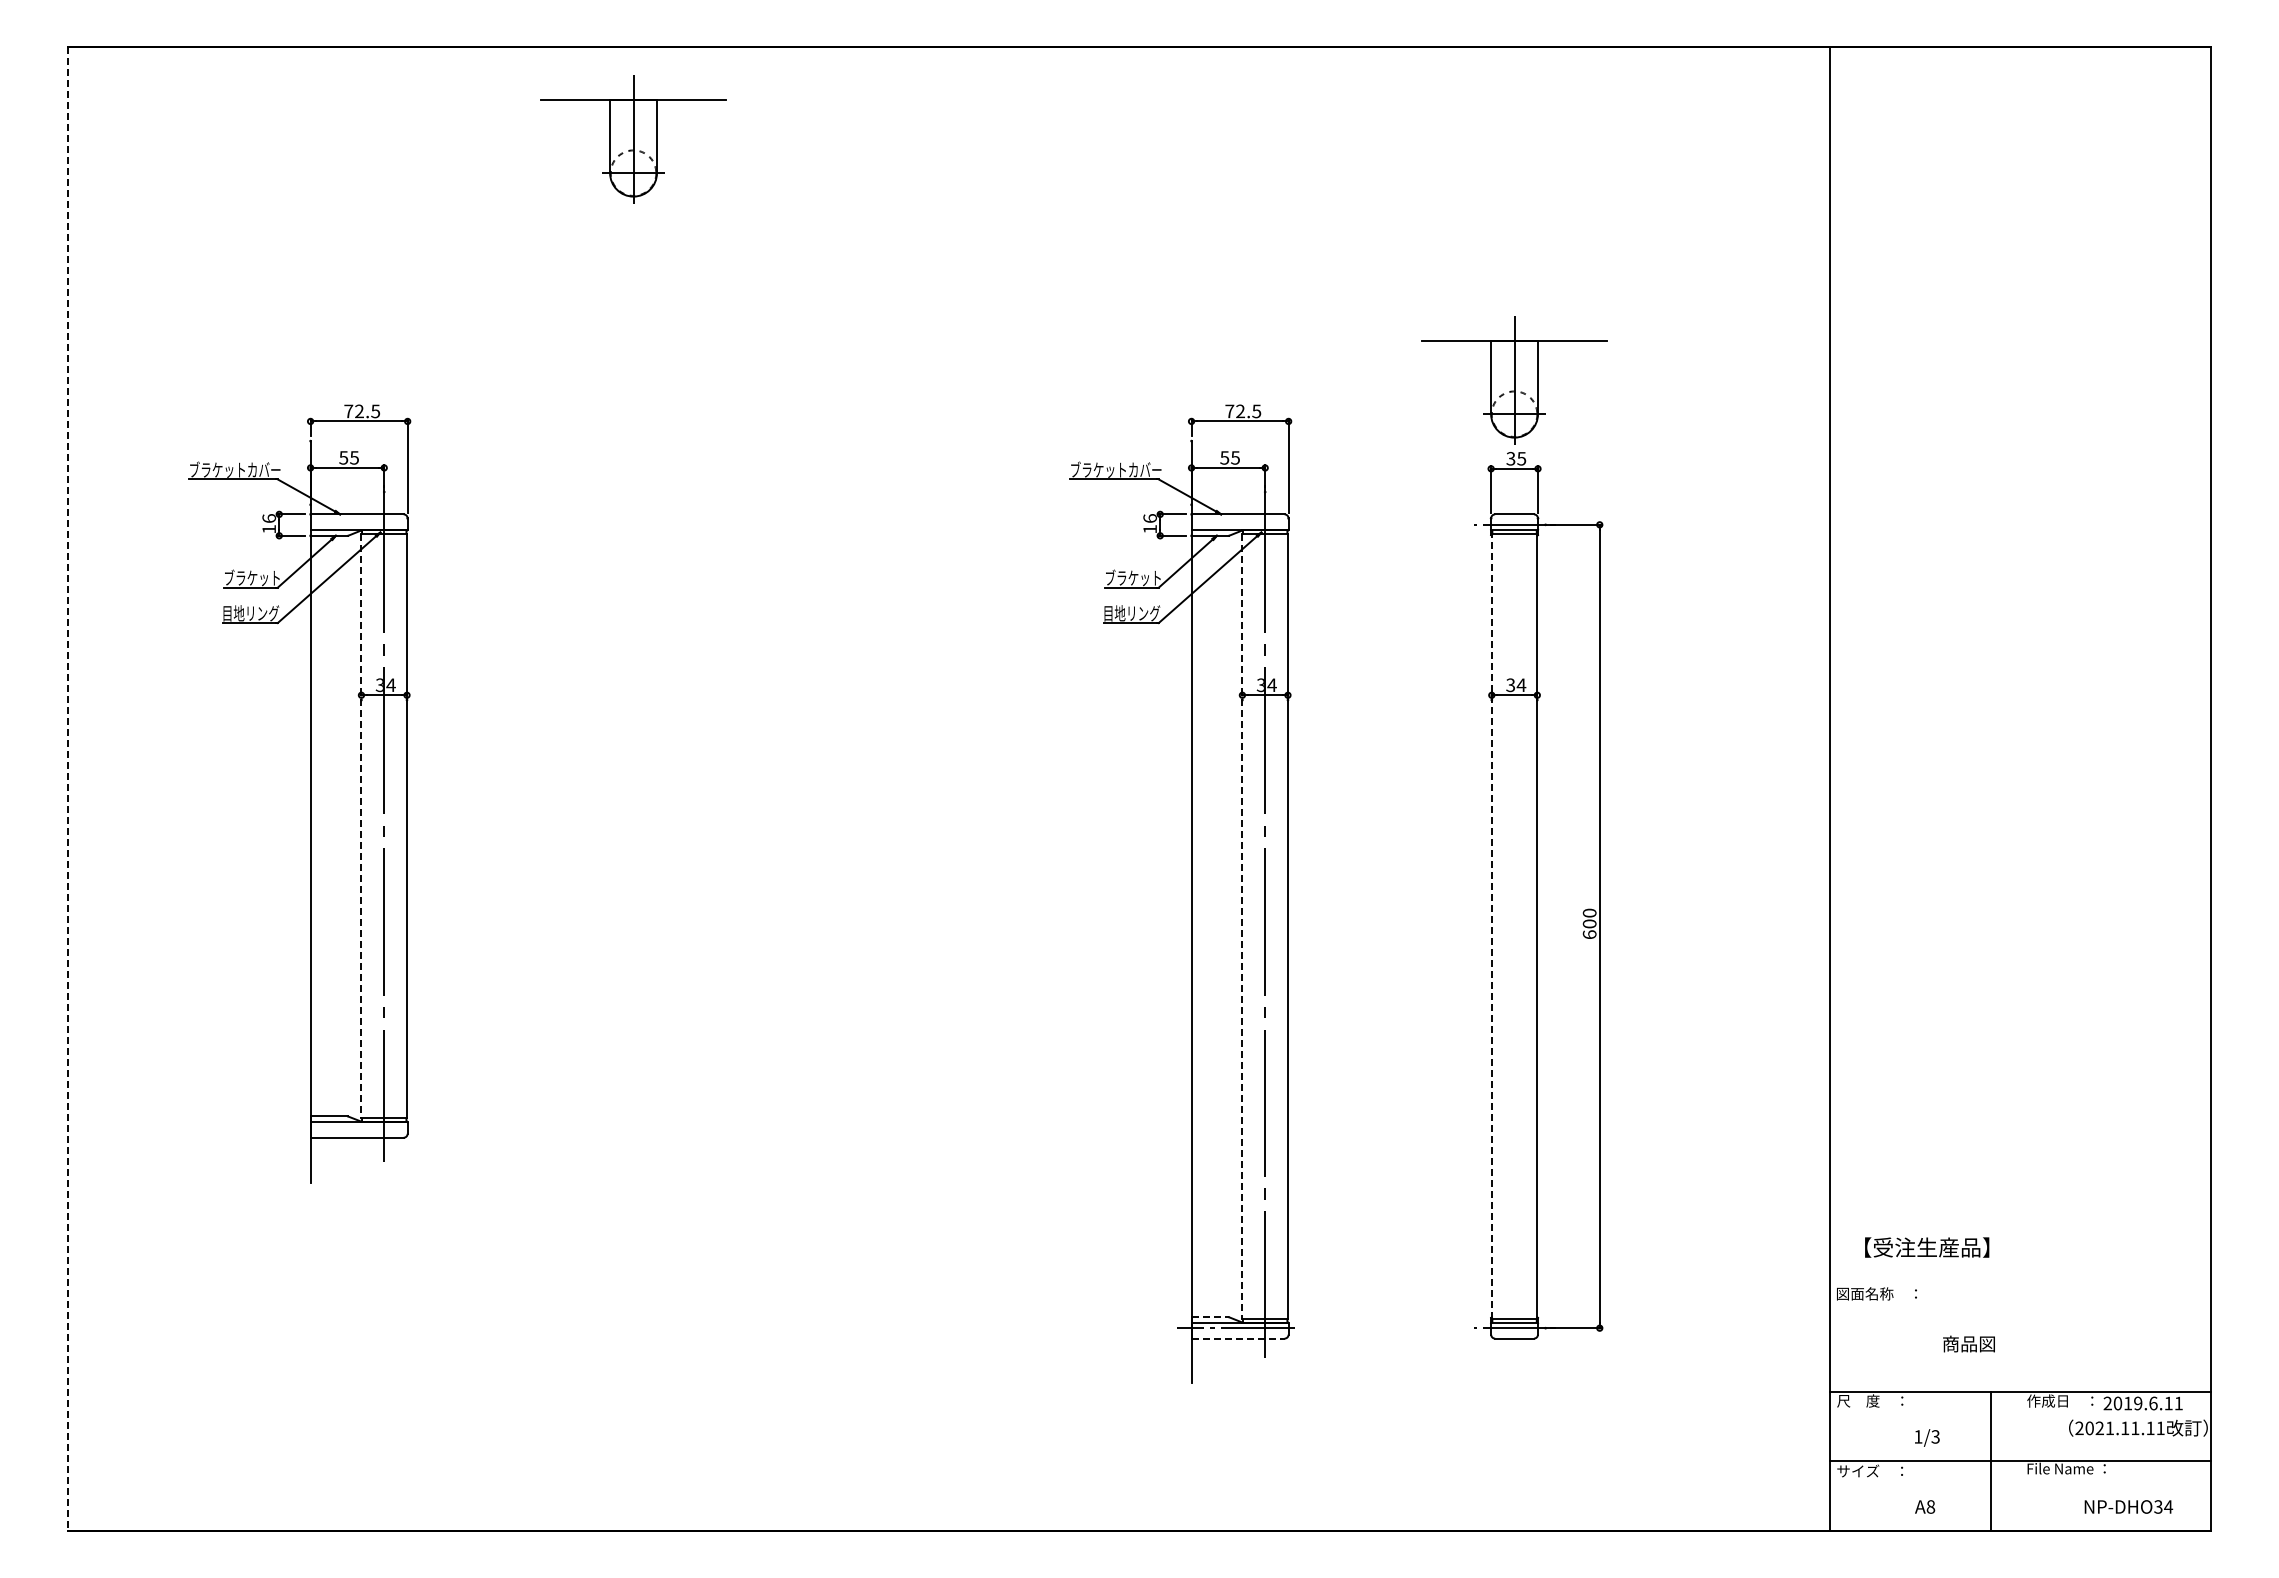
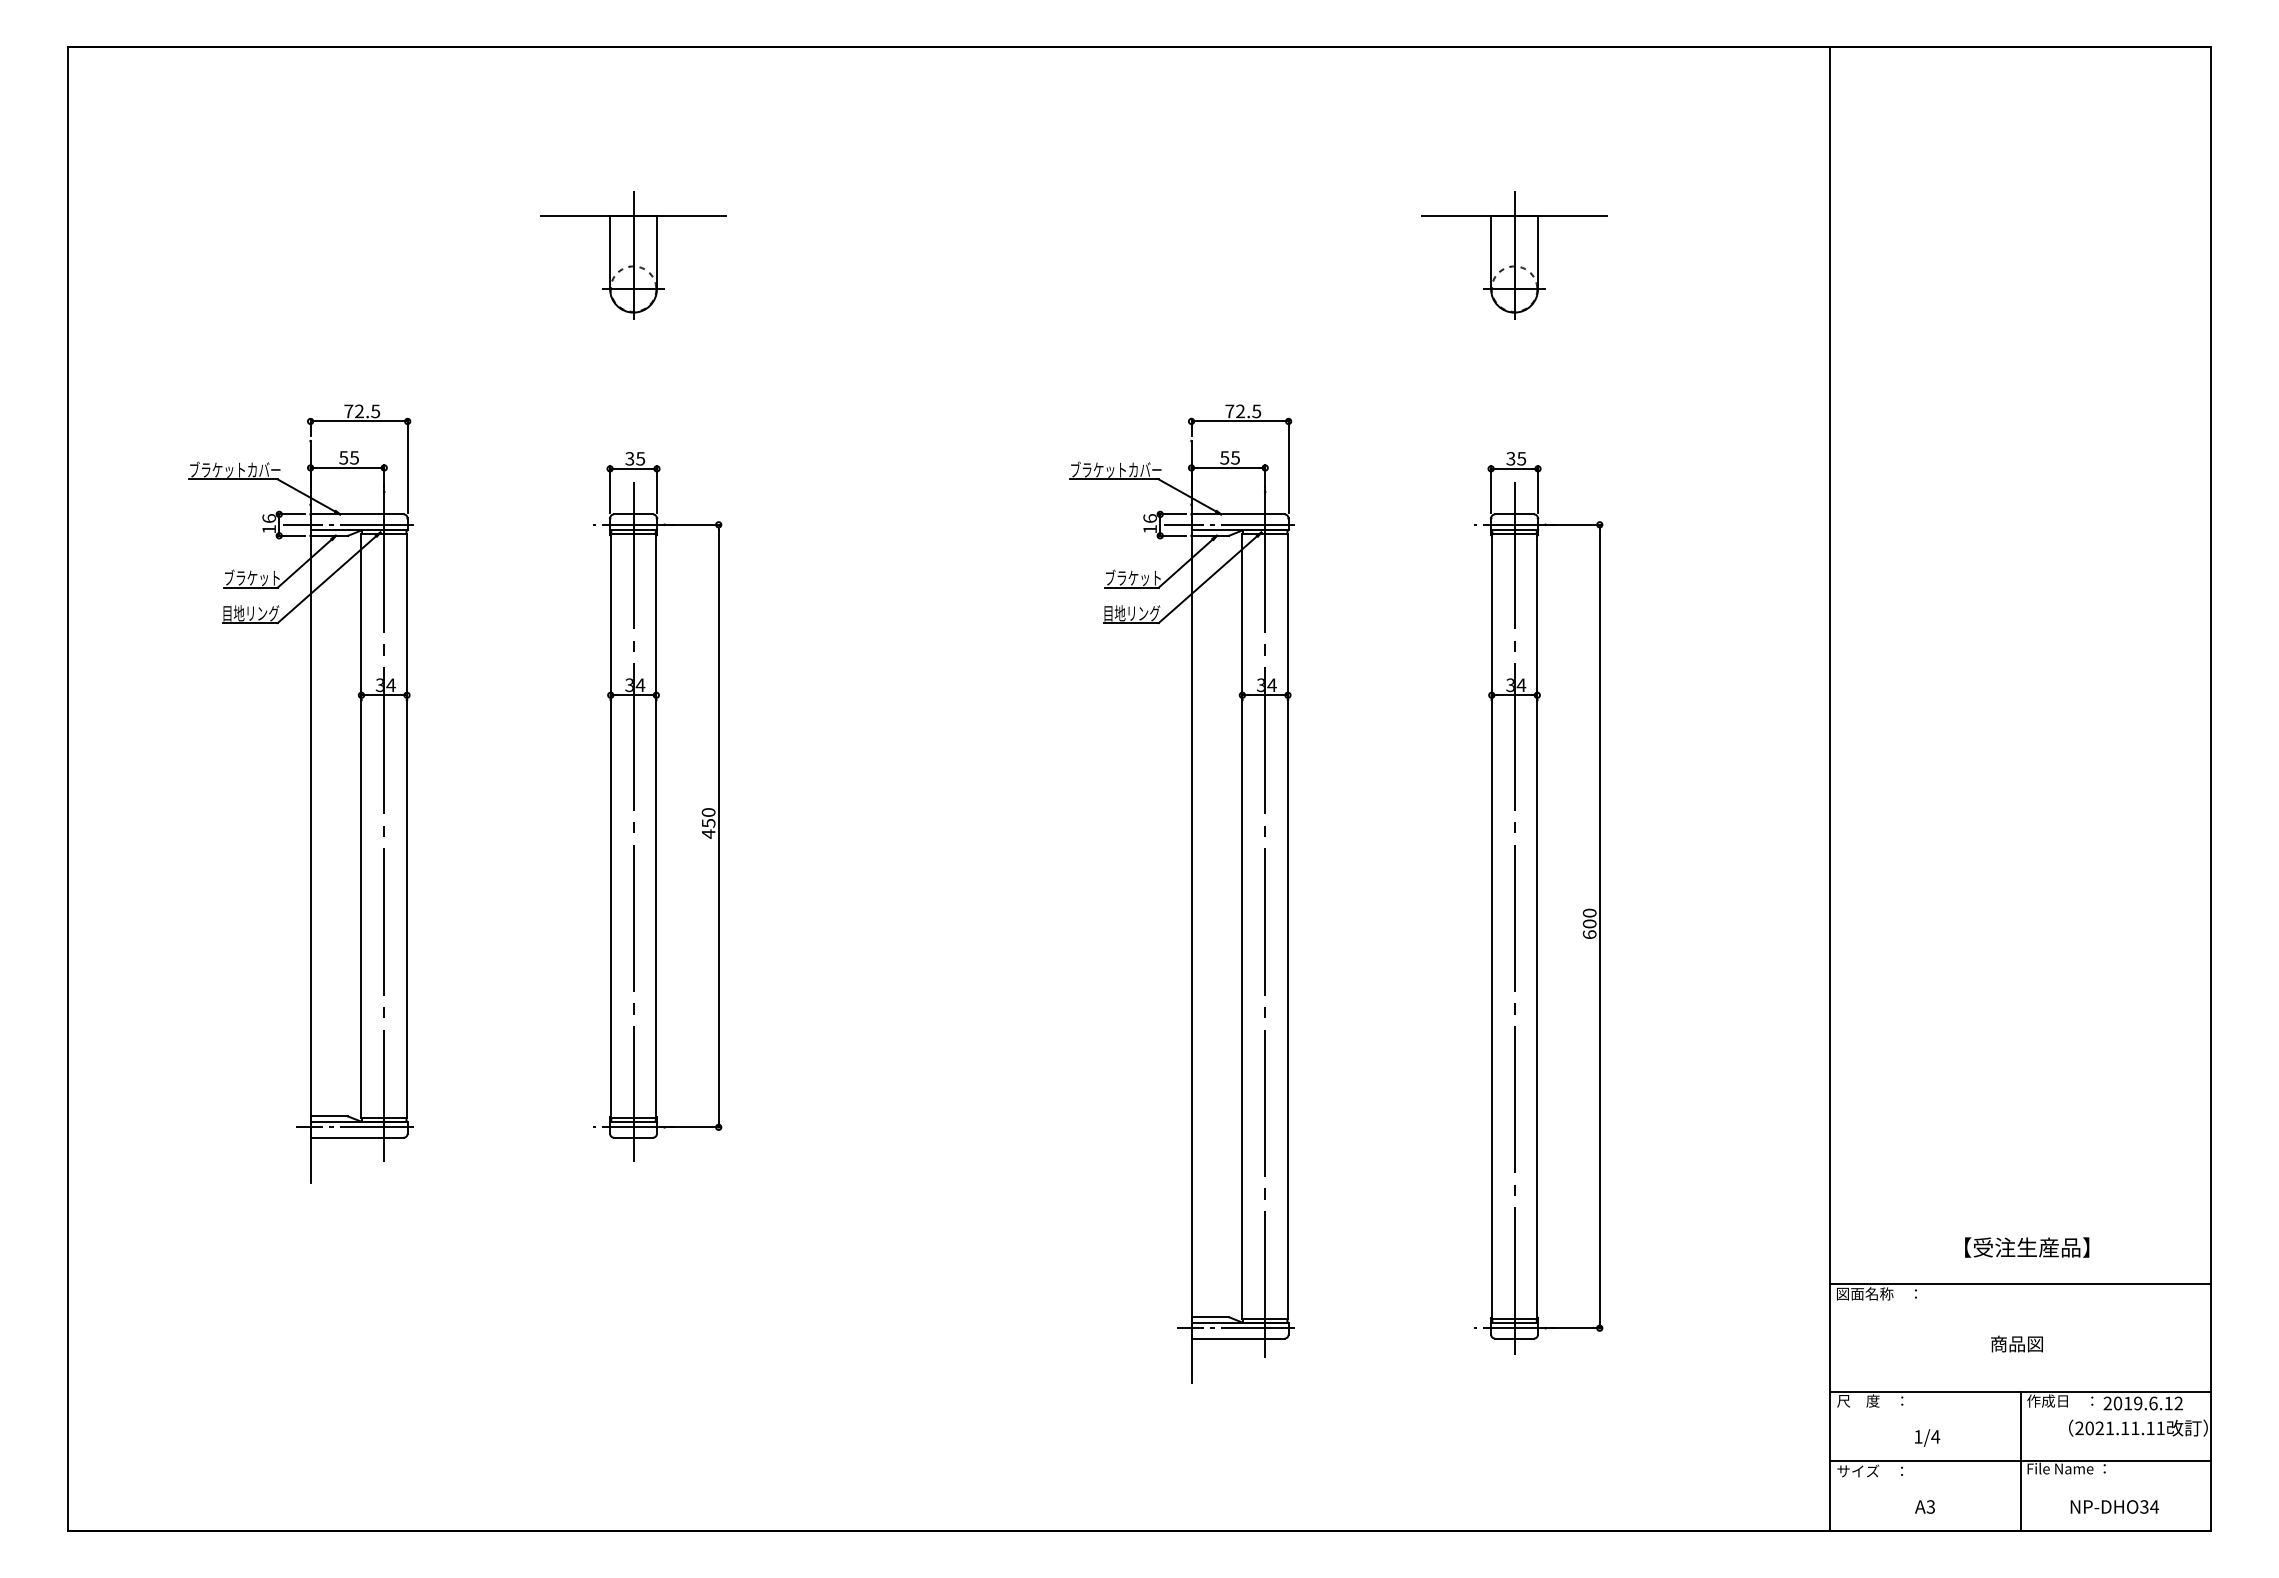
part position: (633, 139) -> (633, 255) (633, 255)
part position: (1514, 380) -> (1514, 255) (1514, 255)
line: none -> present (347, 524)
line: none -> present (1228, 524)
line: dashed -> solid (68, 788)
part: none -> present (657, 806)
line: dashed -> solid (361, 826)
line: none -> present (1514, 921)
line: dashed -> solid (1491, 926)
line: dashed -> solid (1242, 927)
line: none -> present (354, 1127)
text position: (1927, 1247) -> (2027, 1247) (2027, 1247)
line: none -> present (2020, 1284)
line: dashed -> solid (1210, 1317)
line: dashed -> solid (1238, 1338)
text position: (1968, 1343) -> (2016, 1343) (2016, 1343)
text: 2019.6.11 -> 2019.6.12 (2178, 1402)
text: 1/3 -> 1/4 (1935, 1436)
line position: (1990, 1460) -> (2020, 1460) (2020, 1460)
text: A8 -> A3 (1930, 1506)
text position: (2128, 1506) -> (2114, 1506) (2114, 1506)
